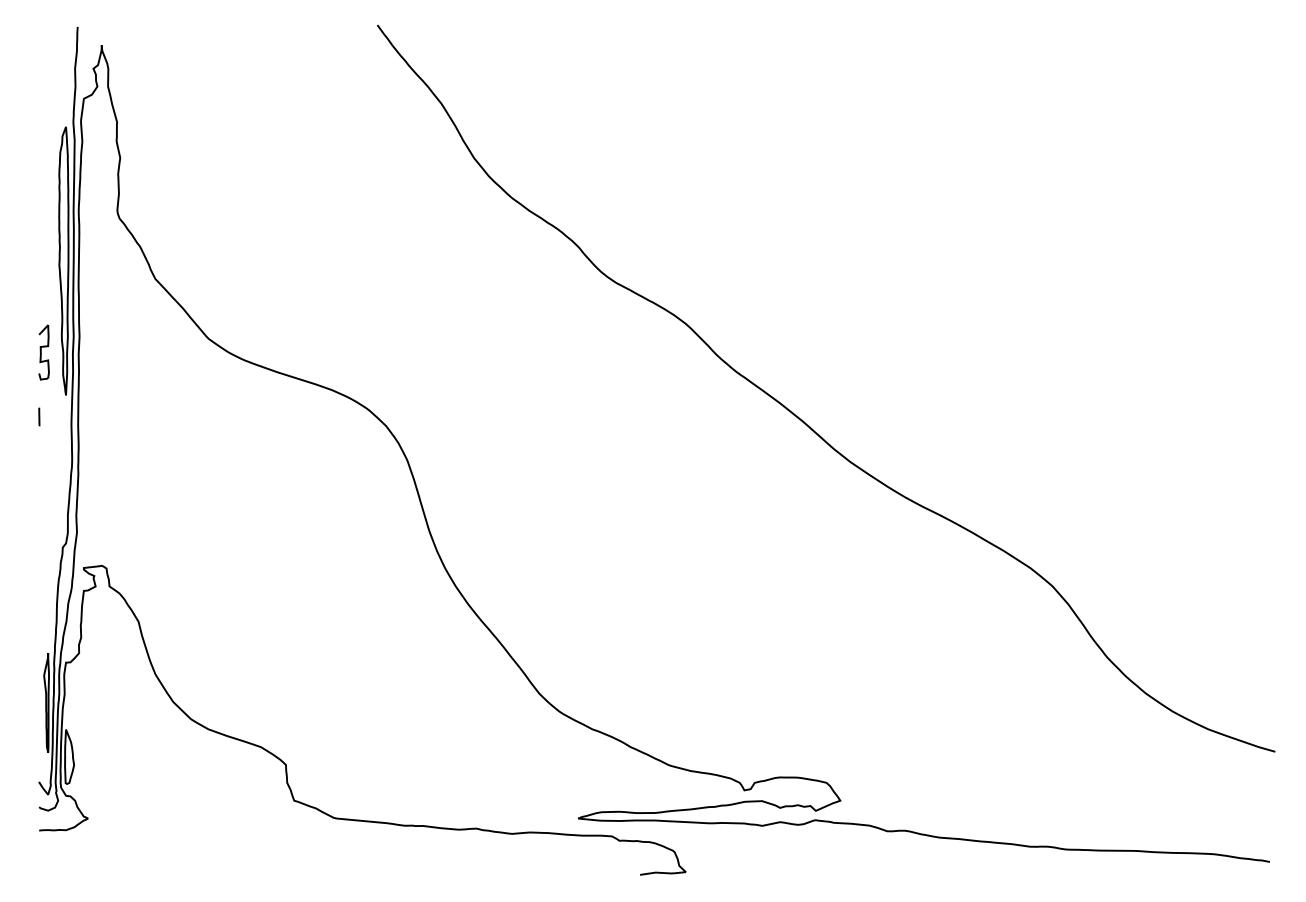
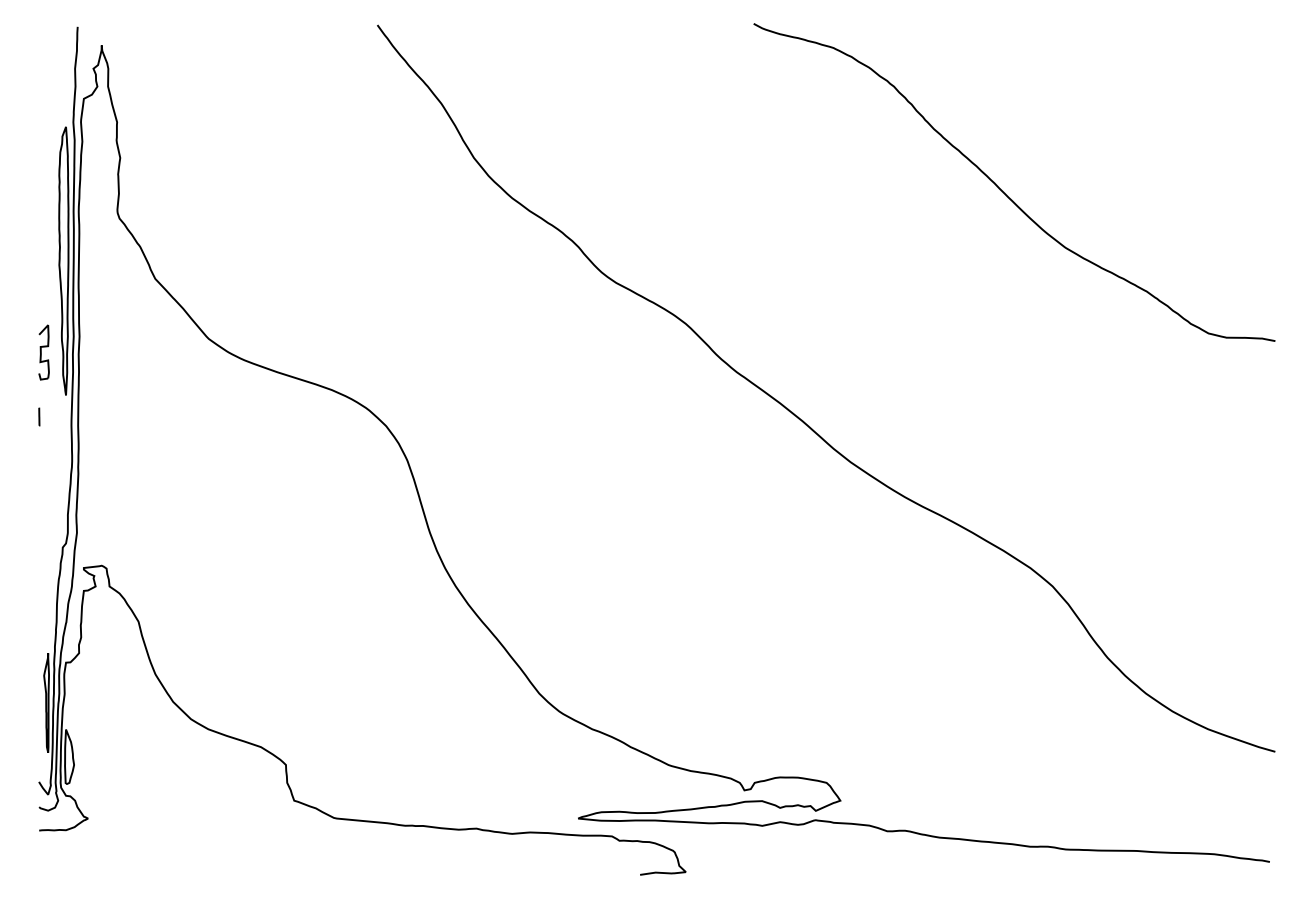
curve: none -> present (1004, 192)
